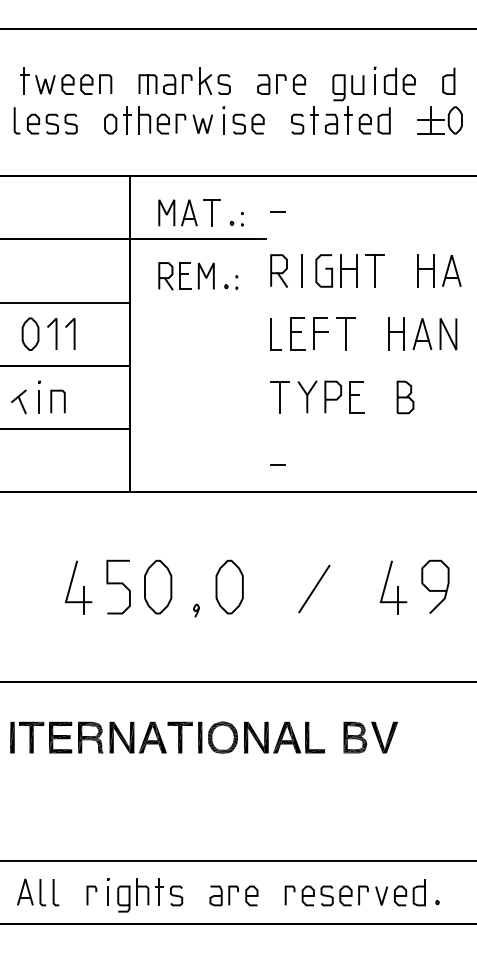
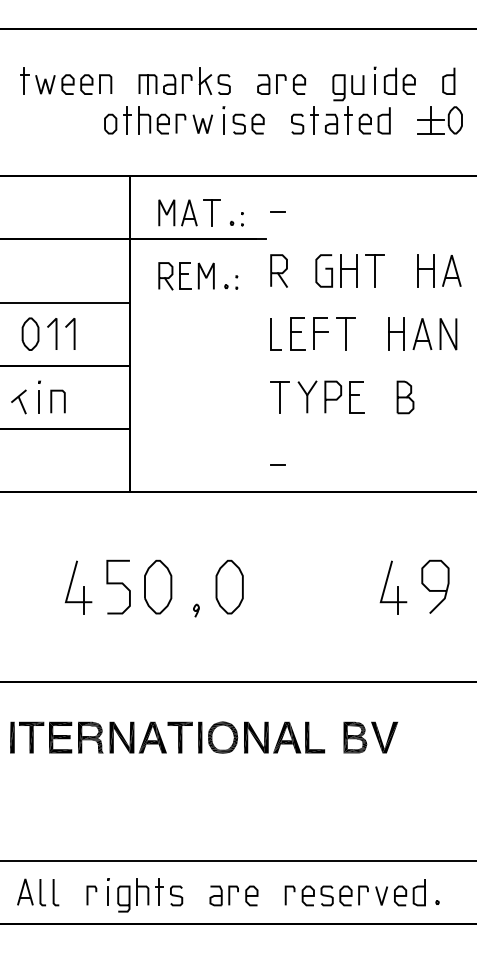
part: present -> none (45, 120)
line: present -> none (301, 270)
line: present -> none (314, 588)
